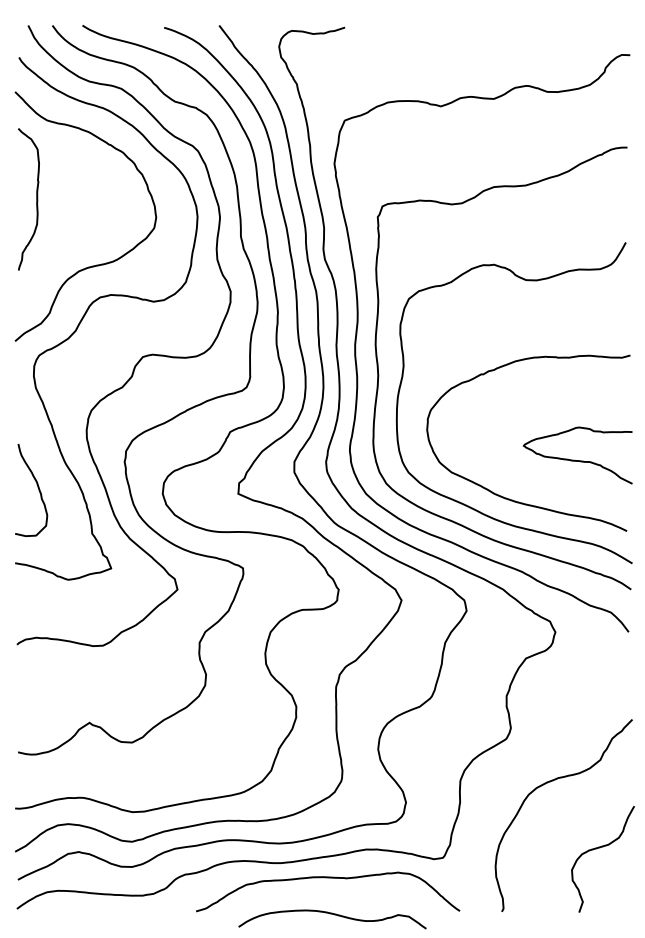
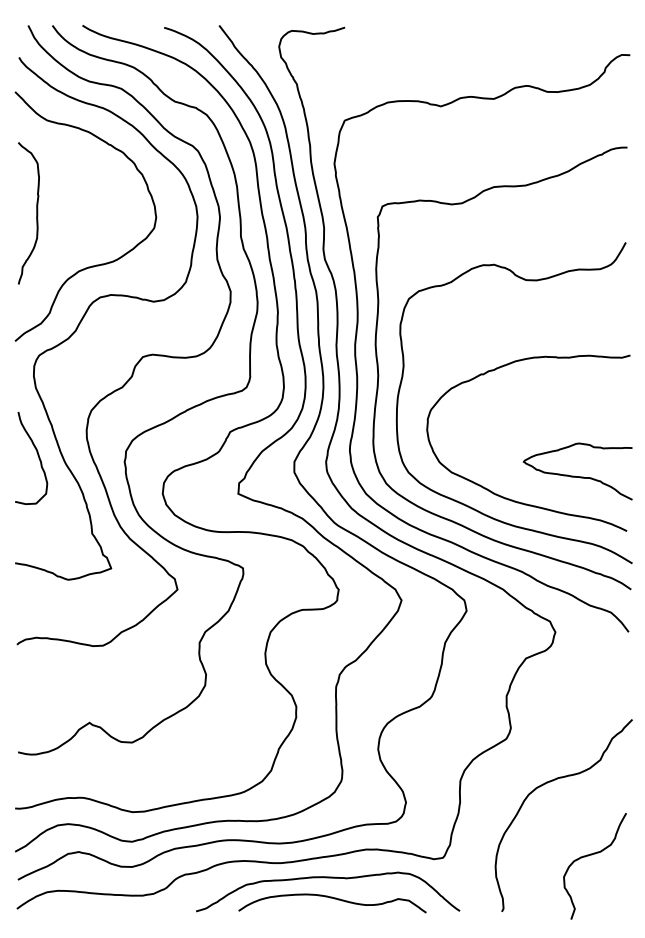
curve position: (36, 199) -> (36, 213) (36, 213)
curve position: (574, 459) -> (574, 475) (574, 475)
curve position: (37, 487) -> (37, 455) (37, 455)
curve position: (600, 848) -> (592, 855) (592, 855)
curve position: (334, 915) -> (334, 899) (334, 899)
